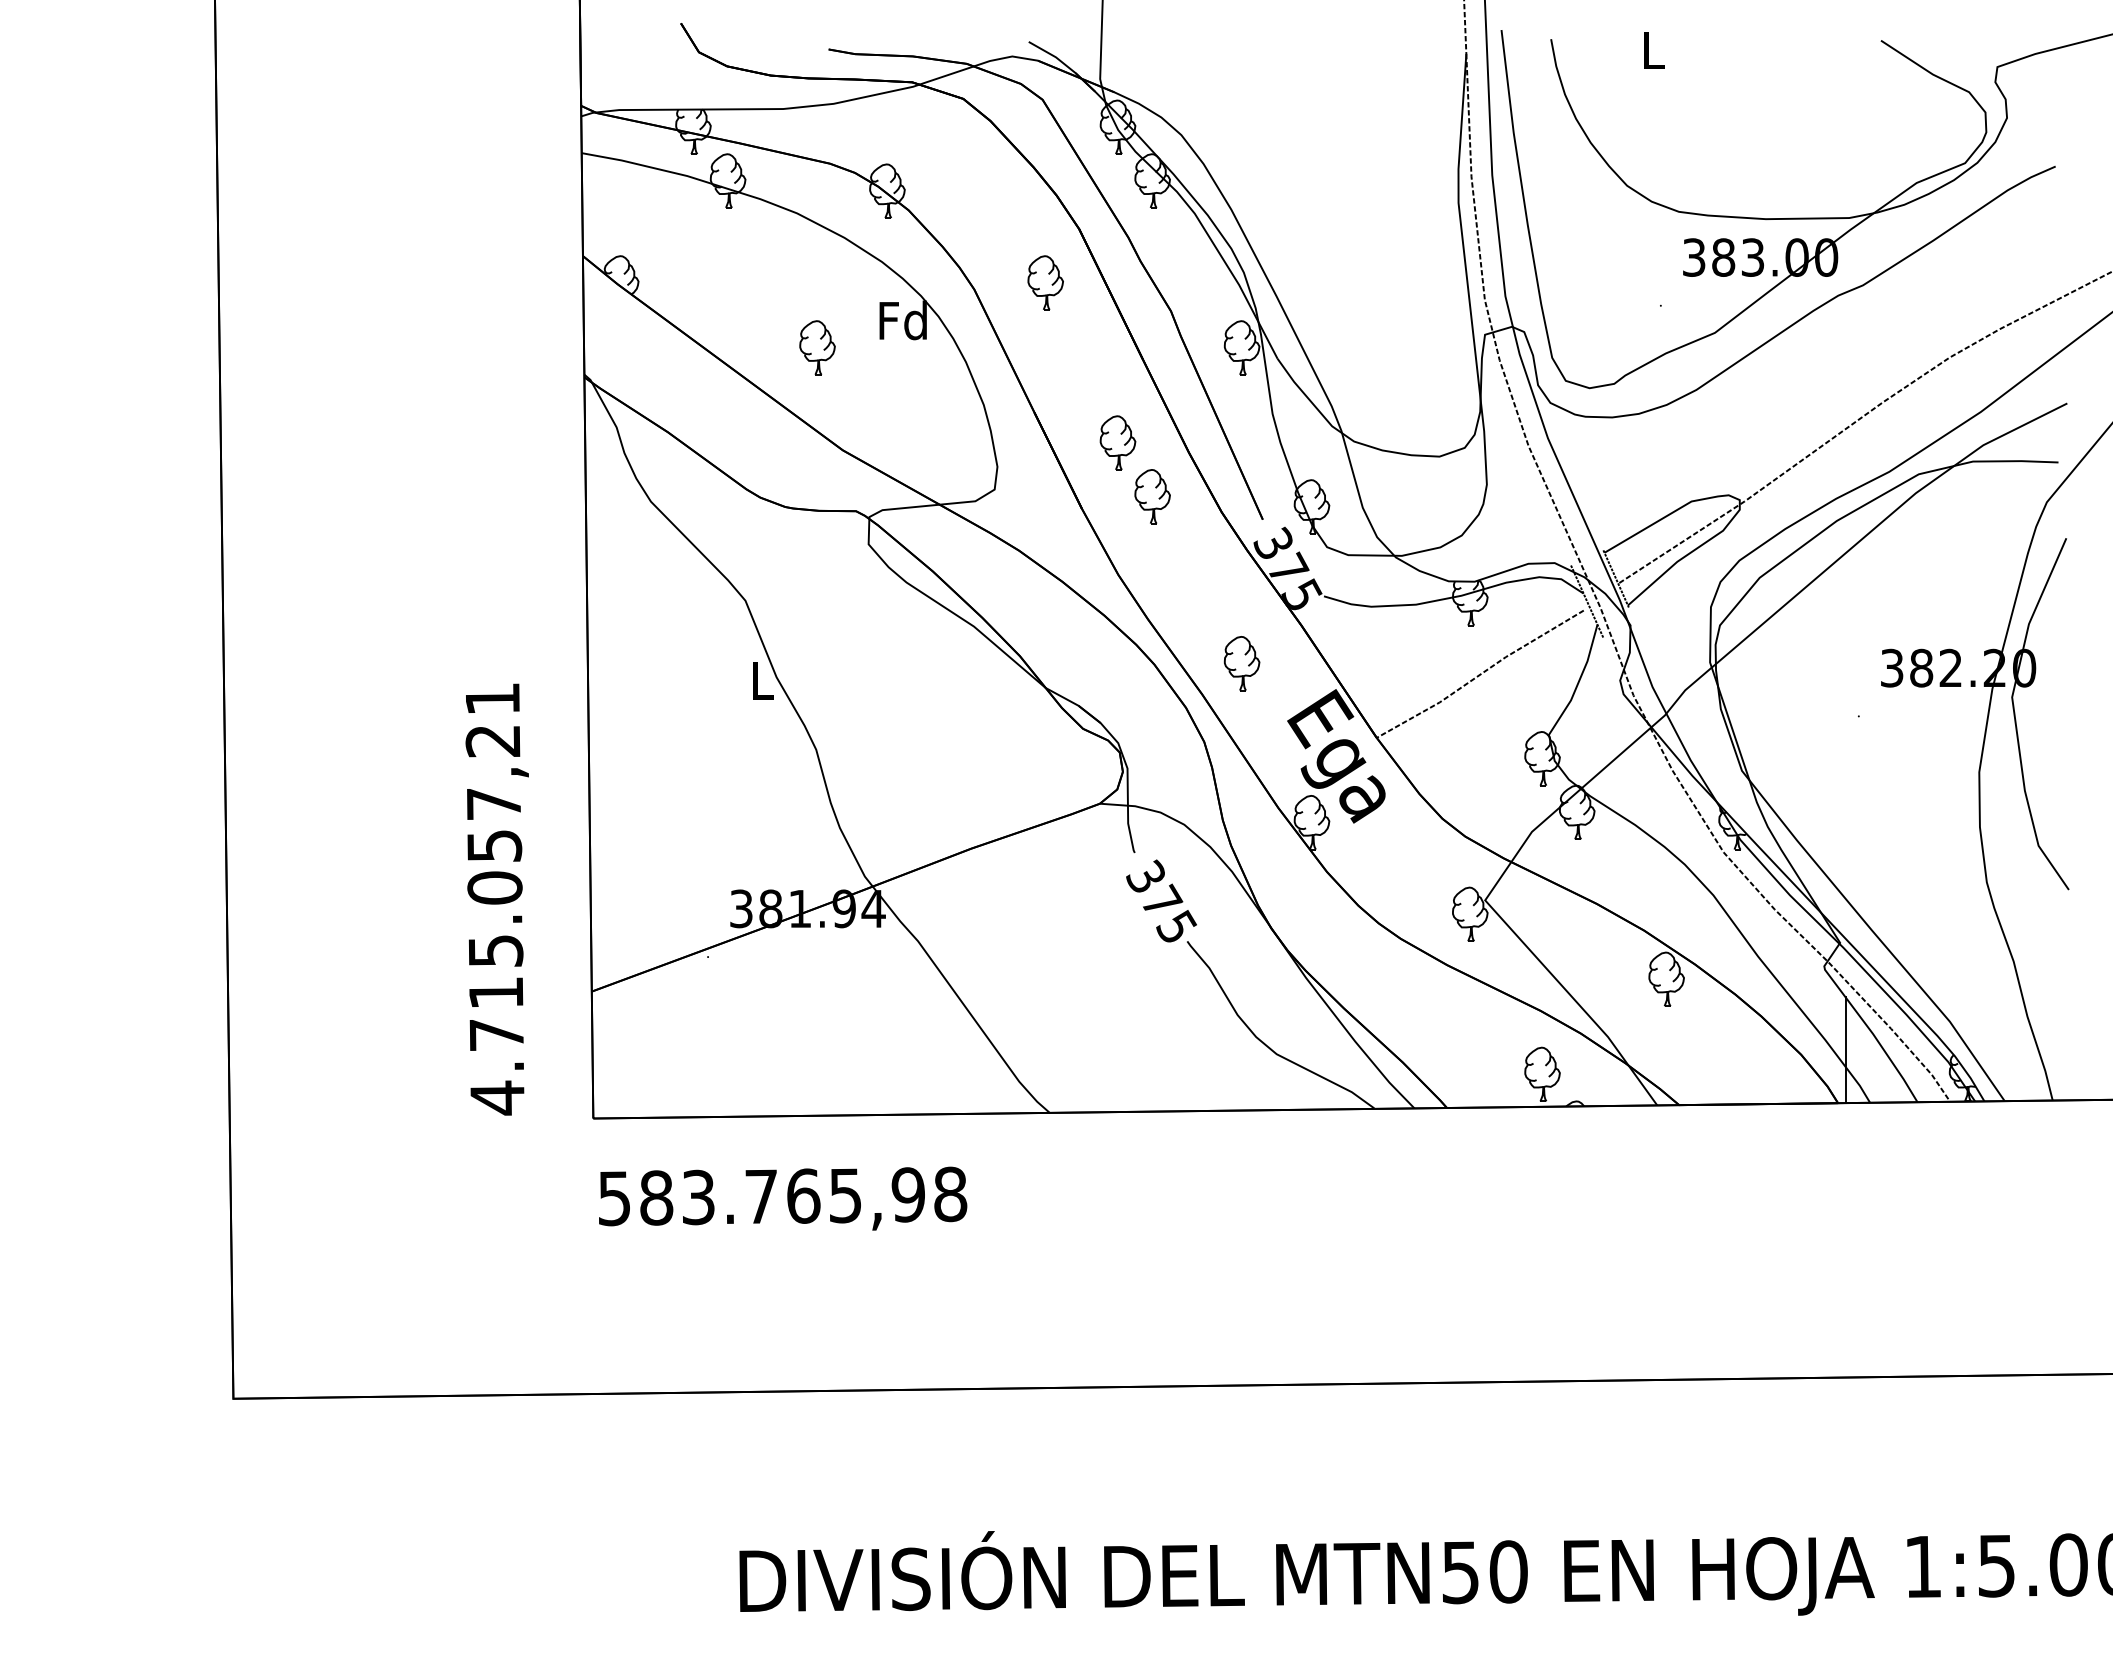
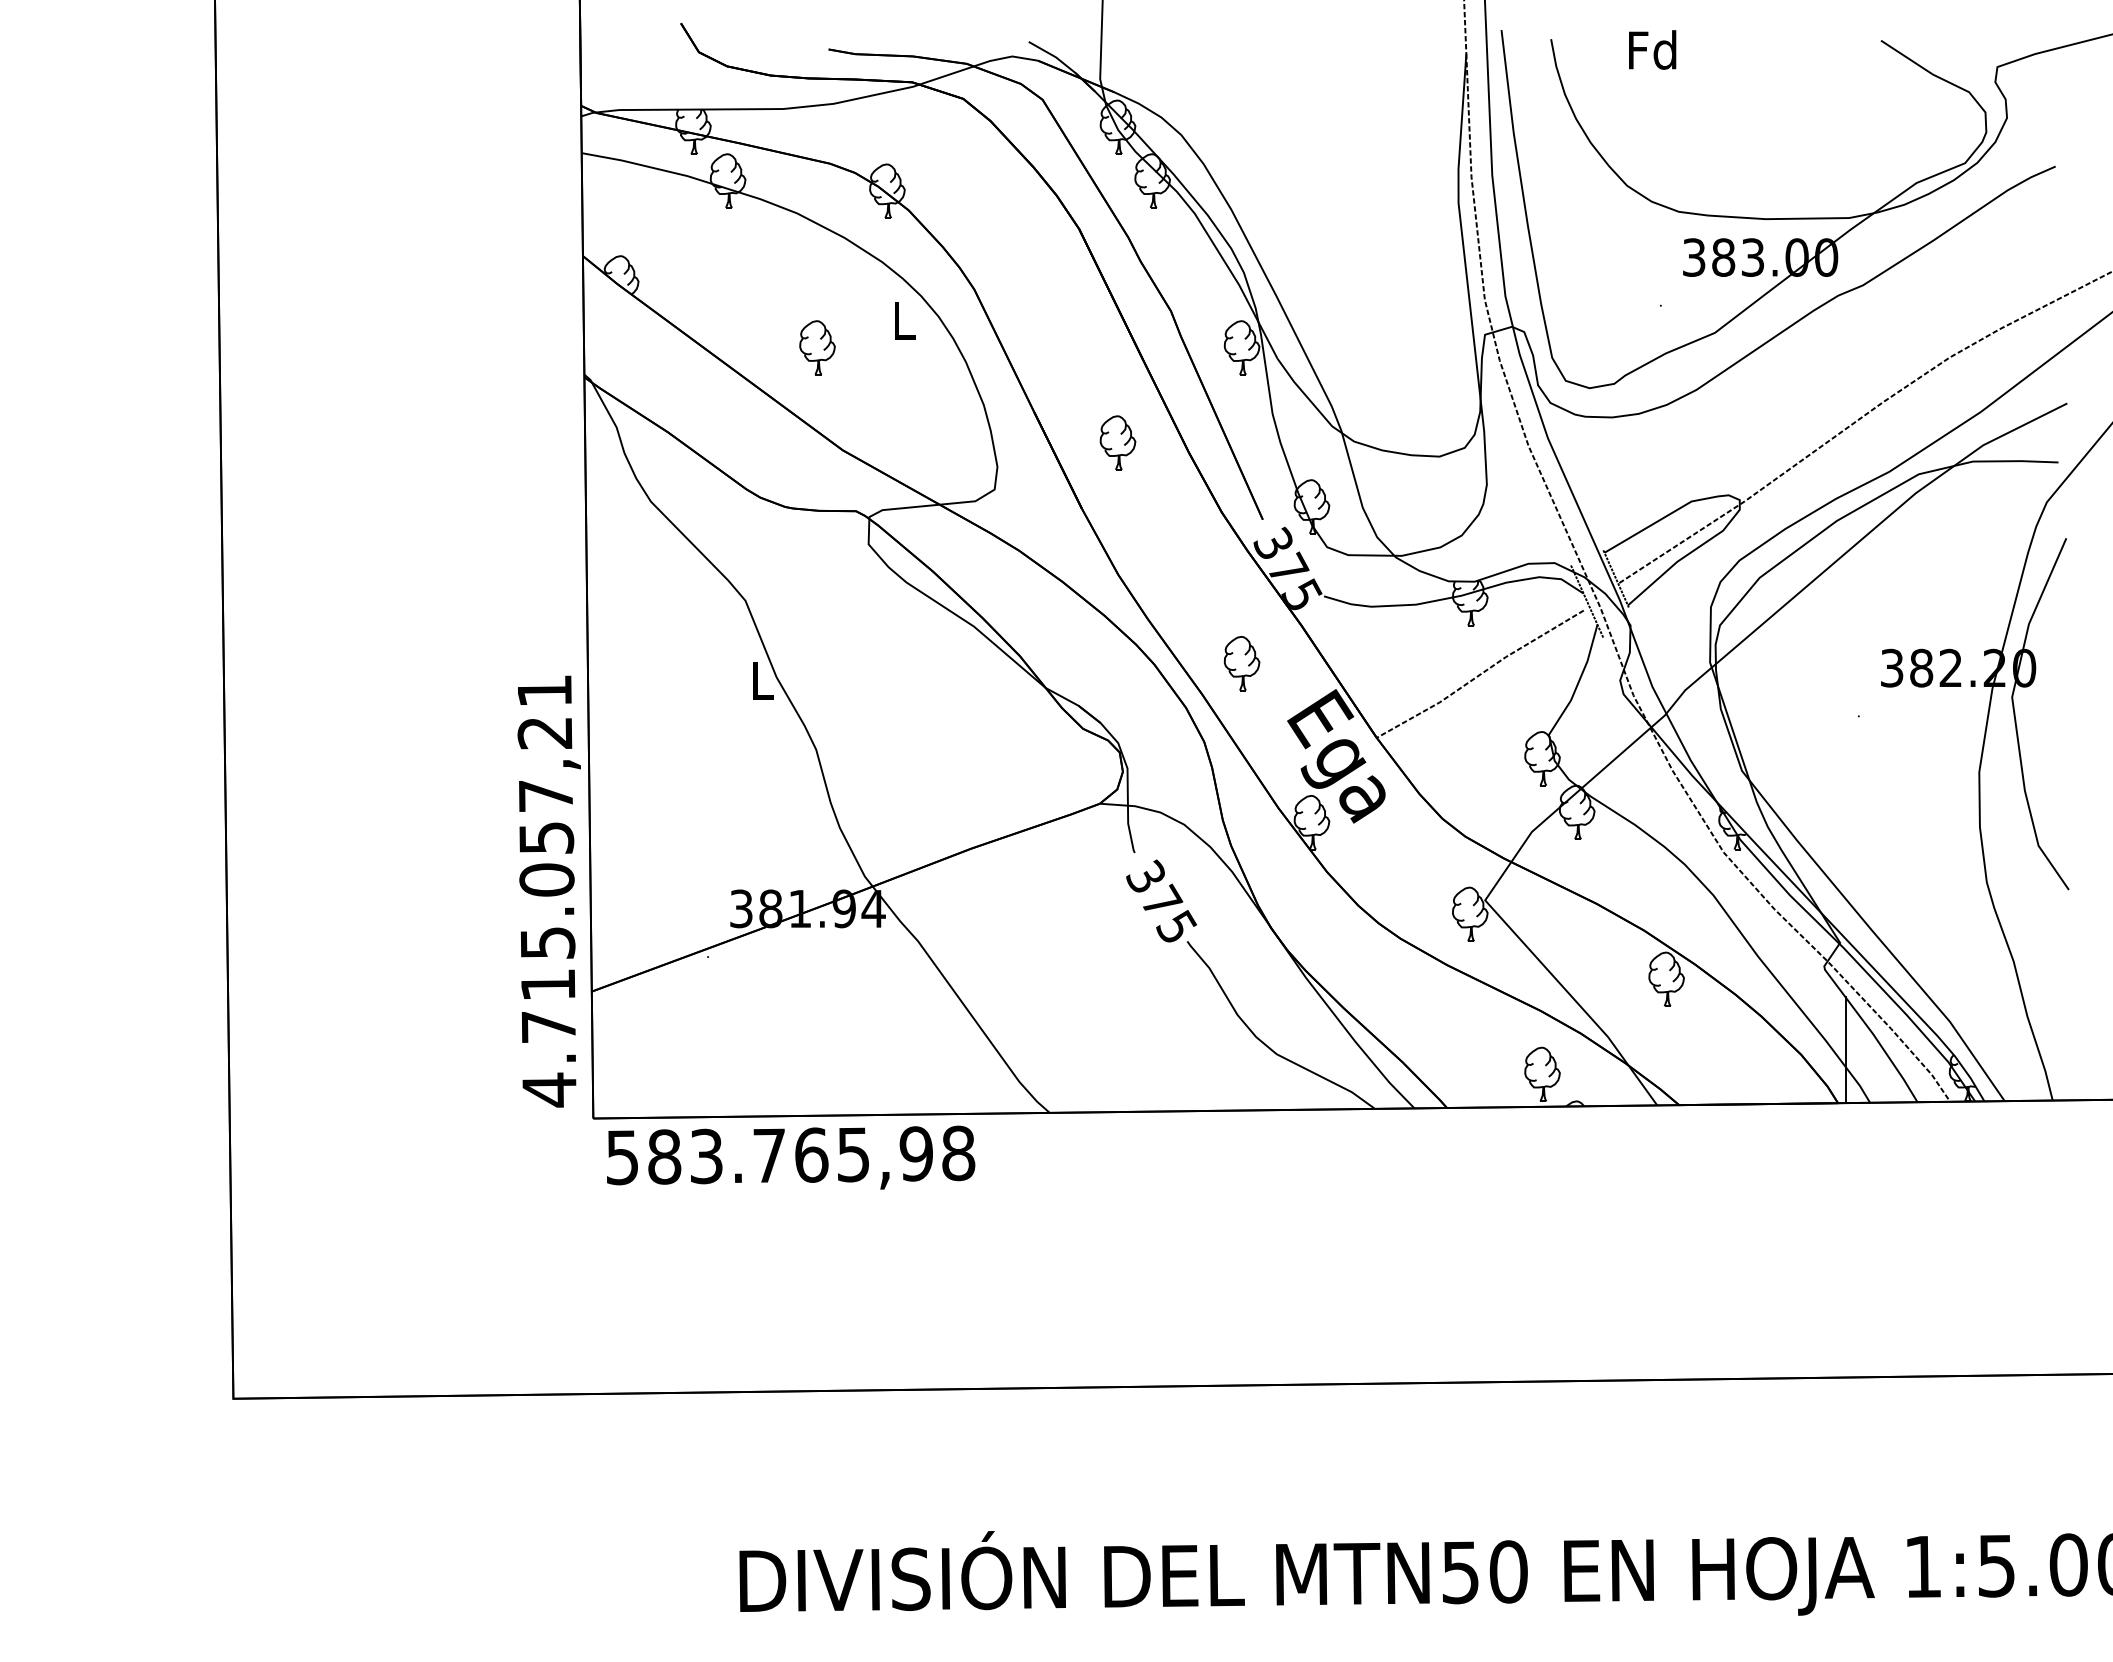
text: L -> Fd (1652, 49)
part: present -> none (1045, 282)
text: Fd -> L (902, 320)
part: present -> none (1152, 496)
text position: (496, 899) -> (548, 891) (548, 891)
text position: (783, 1198) -> (791, 1157) (791, 1157)
